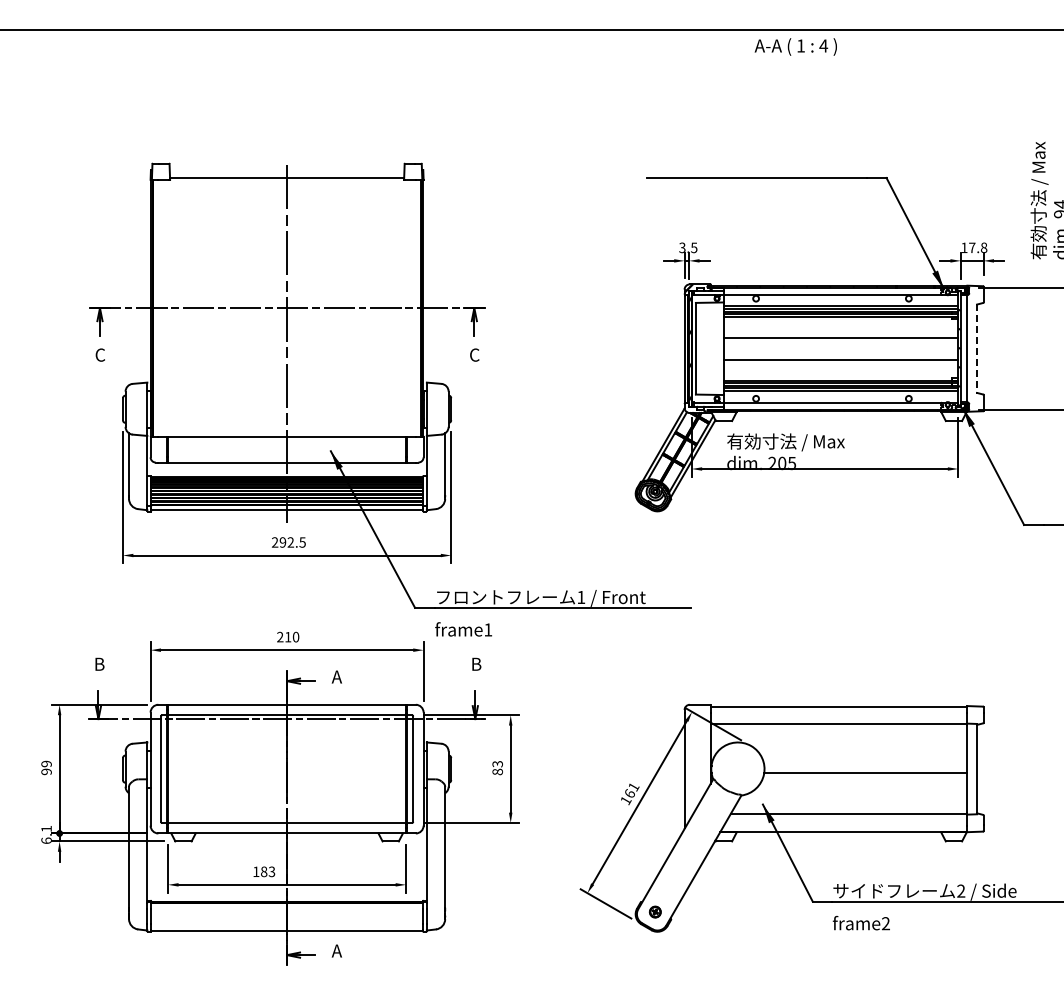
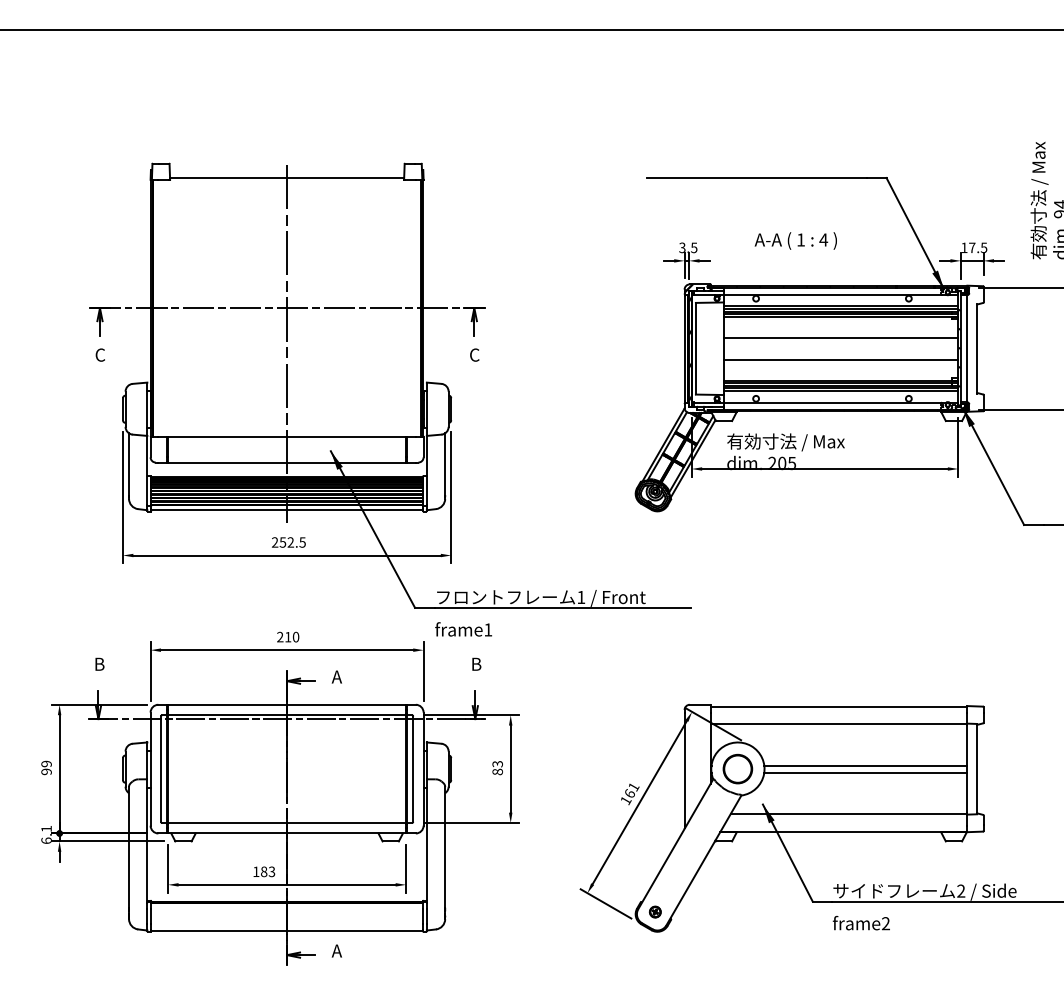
text position: (795, 46) -> (795, 240) (795, 240)
text: 17.8 -> 17.5 (983, 247)
line: dashed -> solid (977, 348)
text: 292.5 -> 252.5 (282, 542)
line: none -> present (865, 765)
part: none -> present (737, 769)
